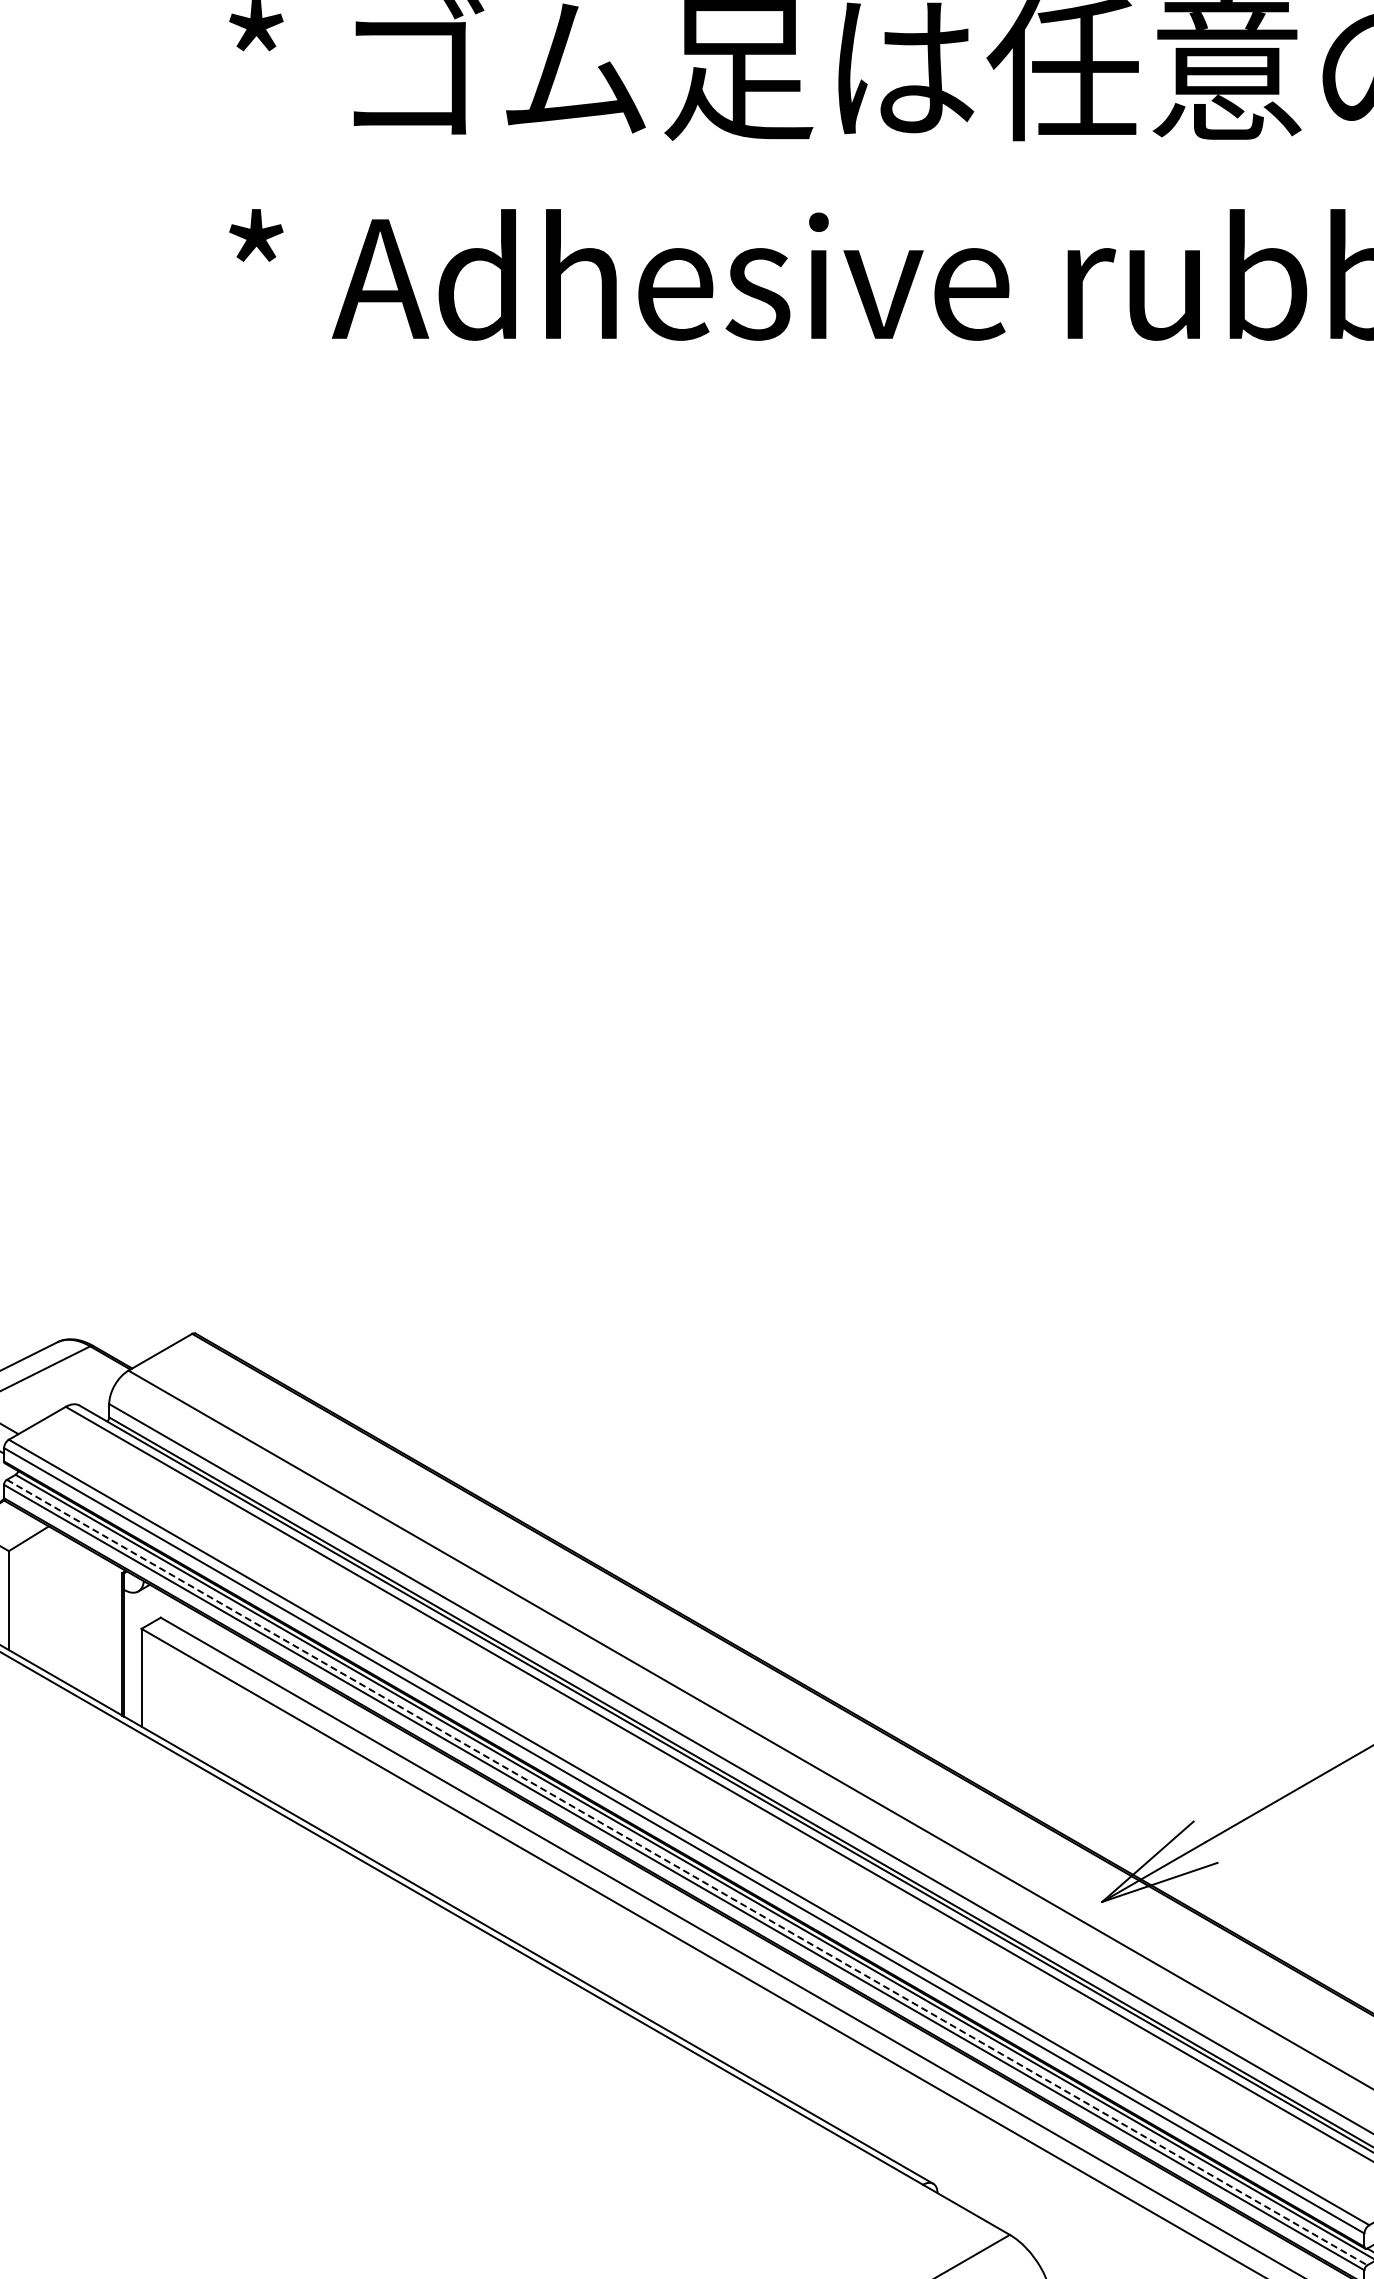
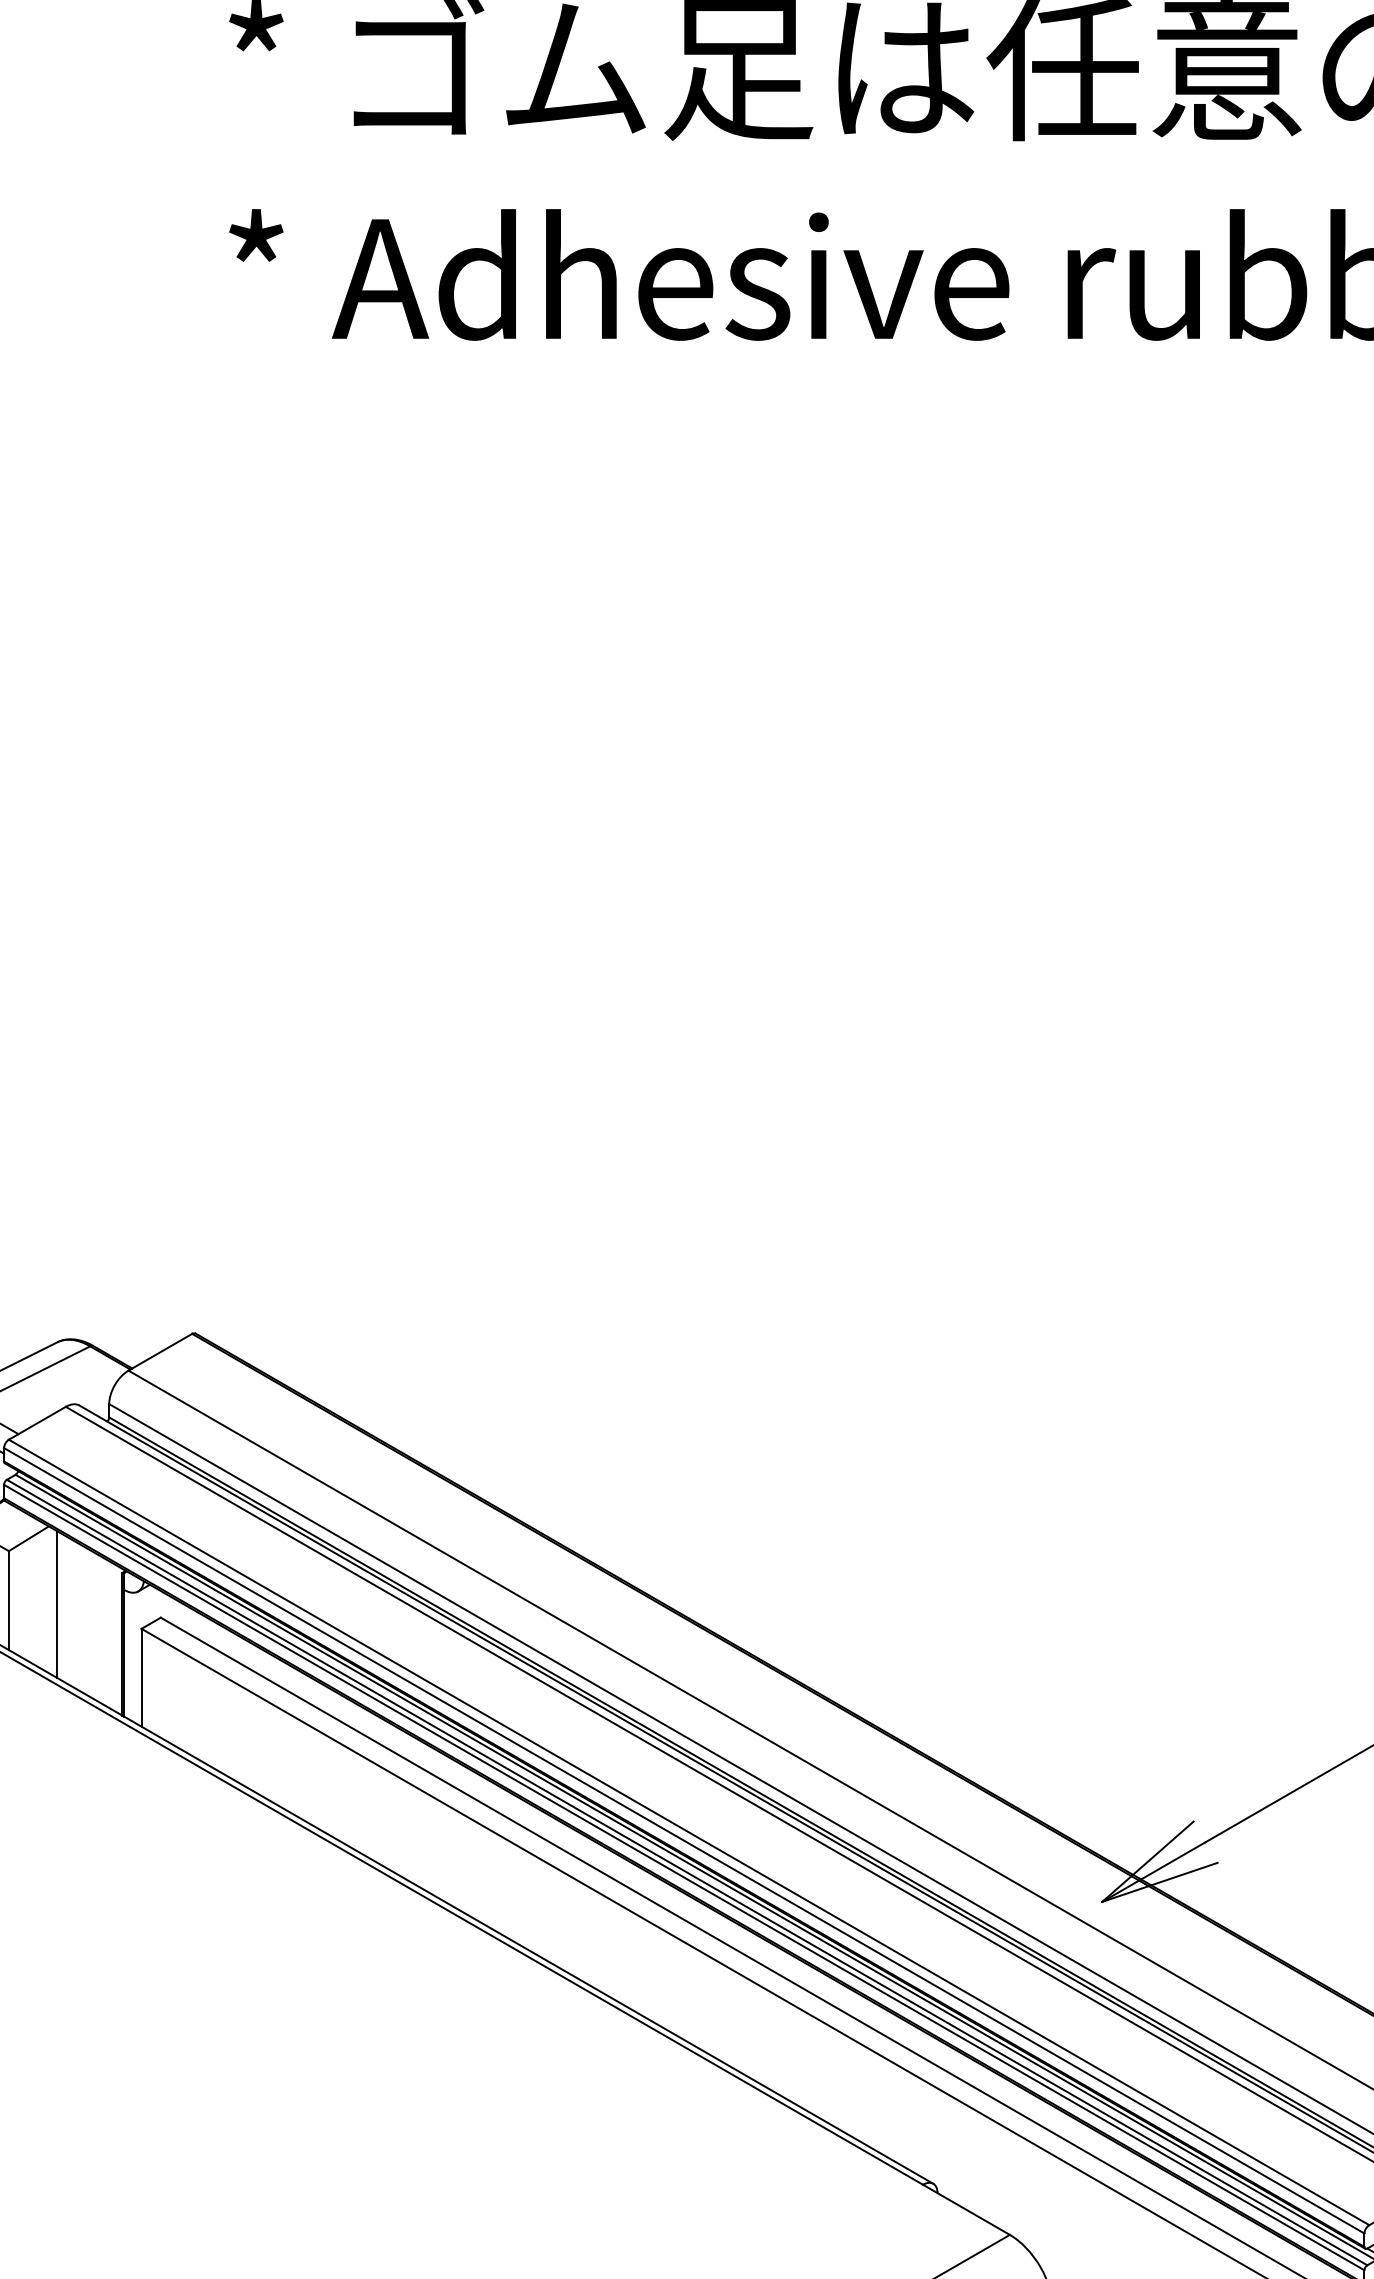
line: none -> present (57, 1604)
line: dashed -> solid (687, 1872)
